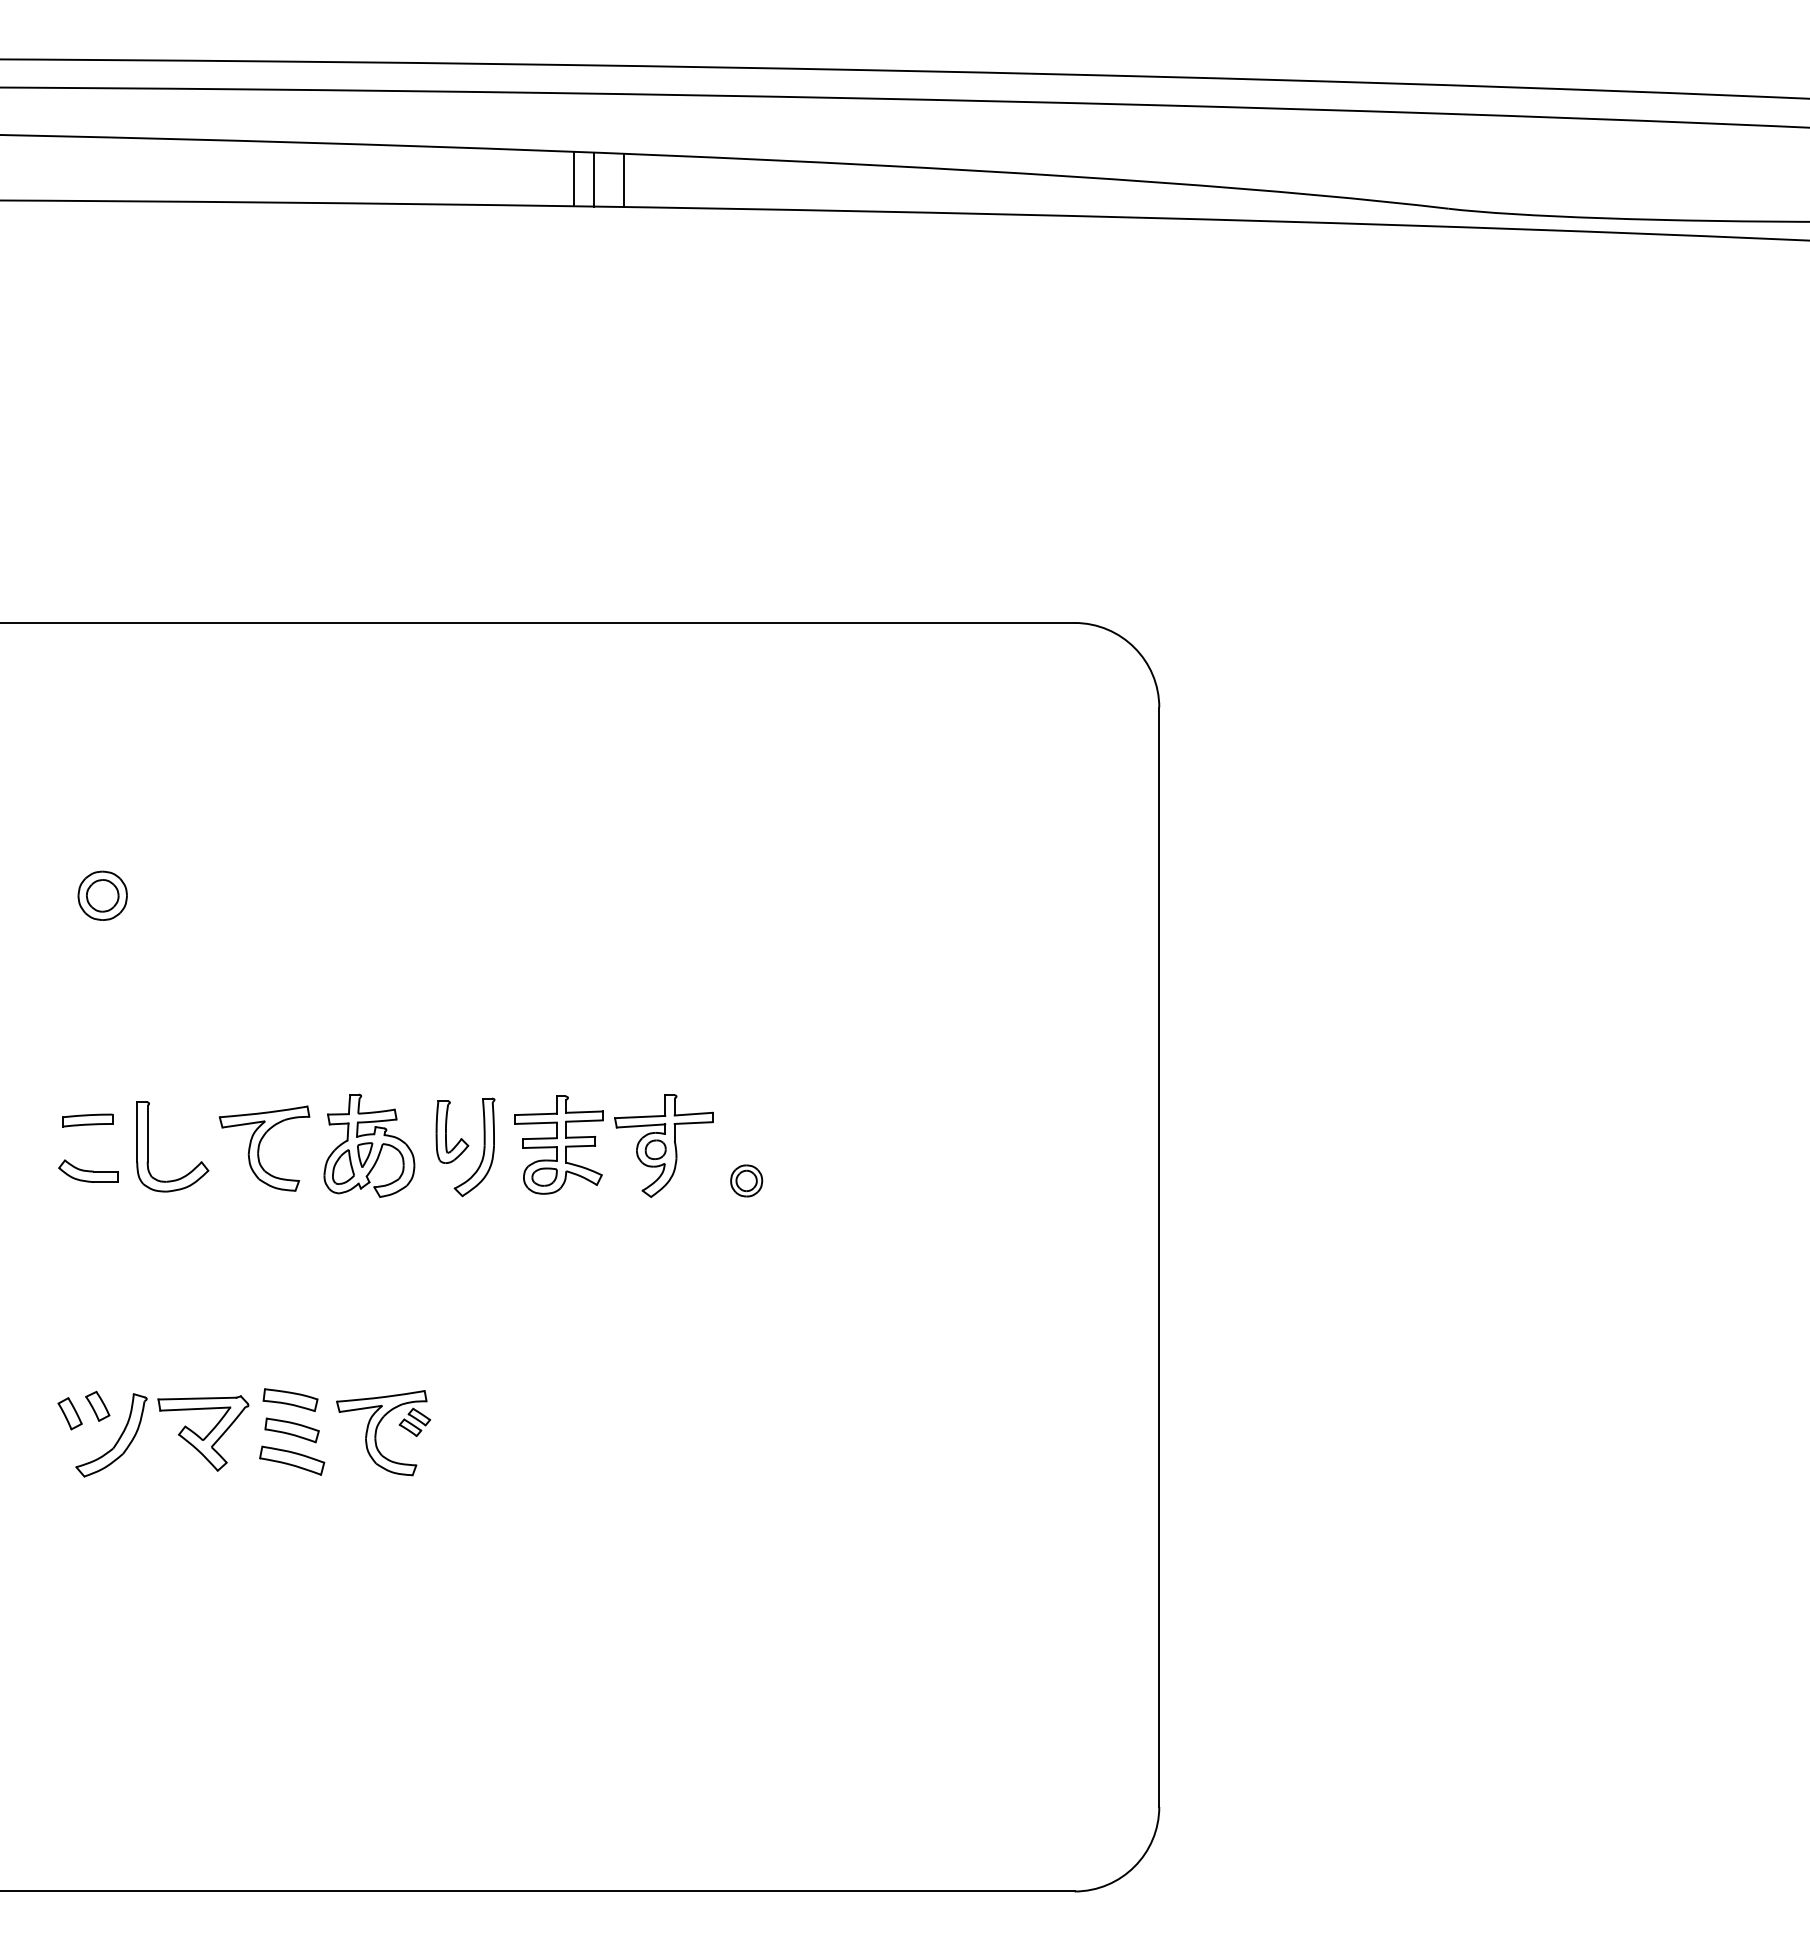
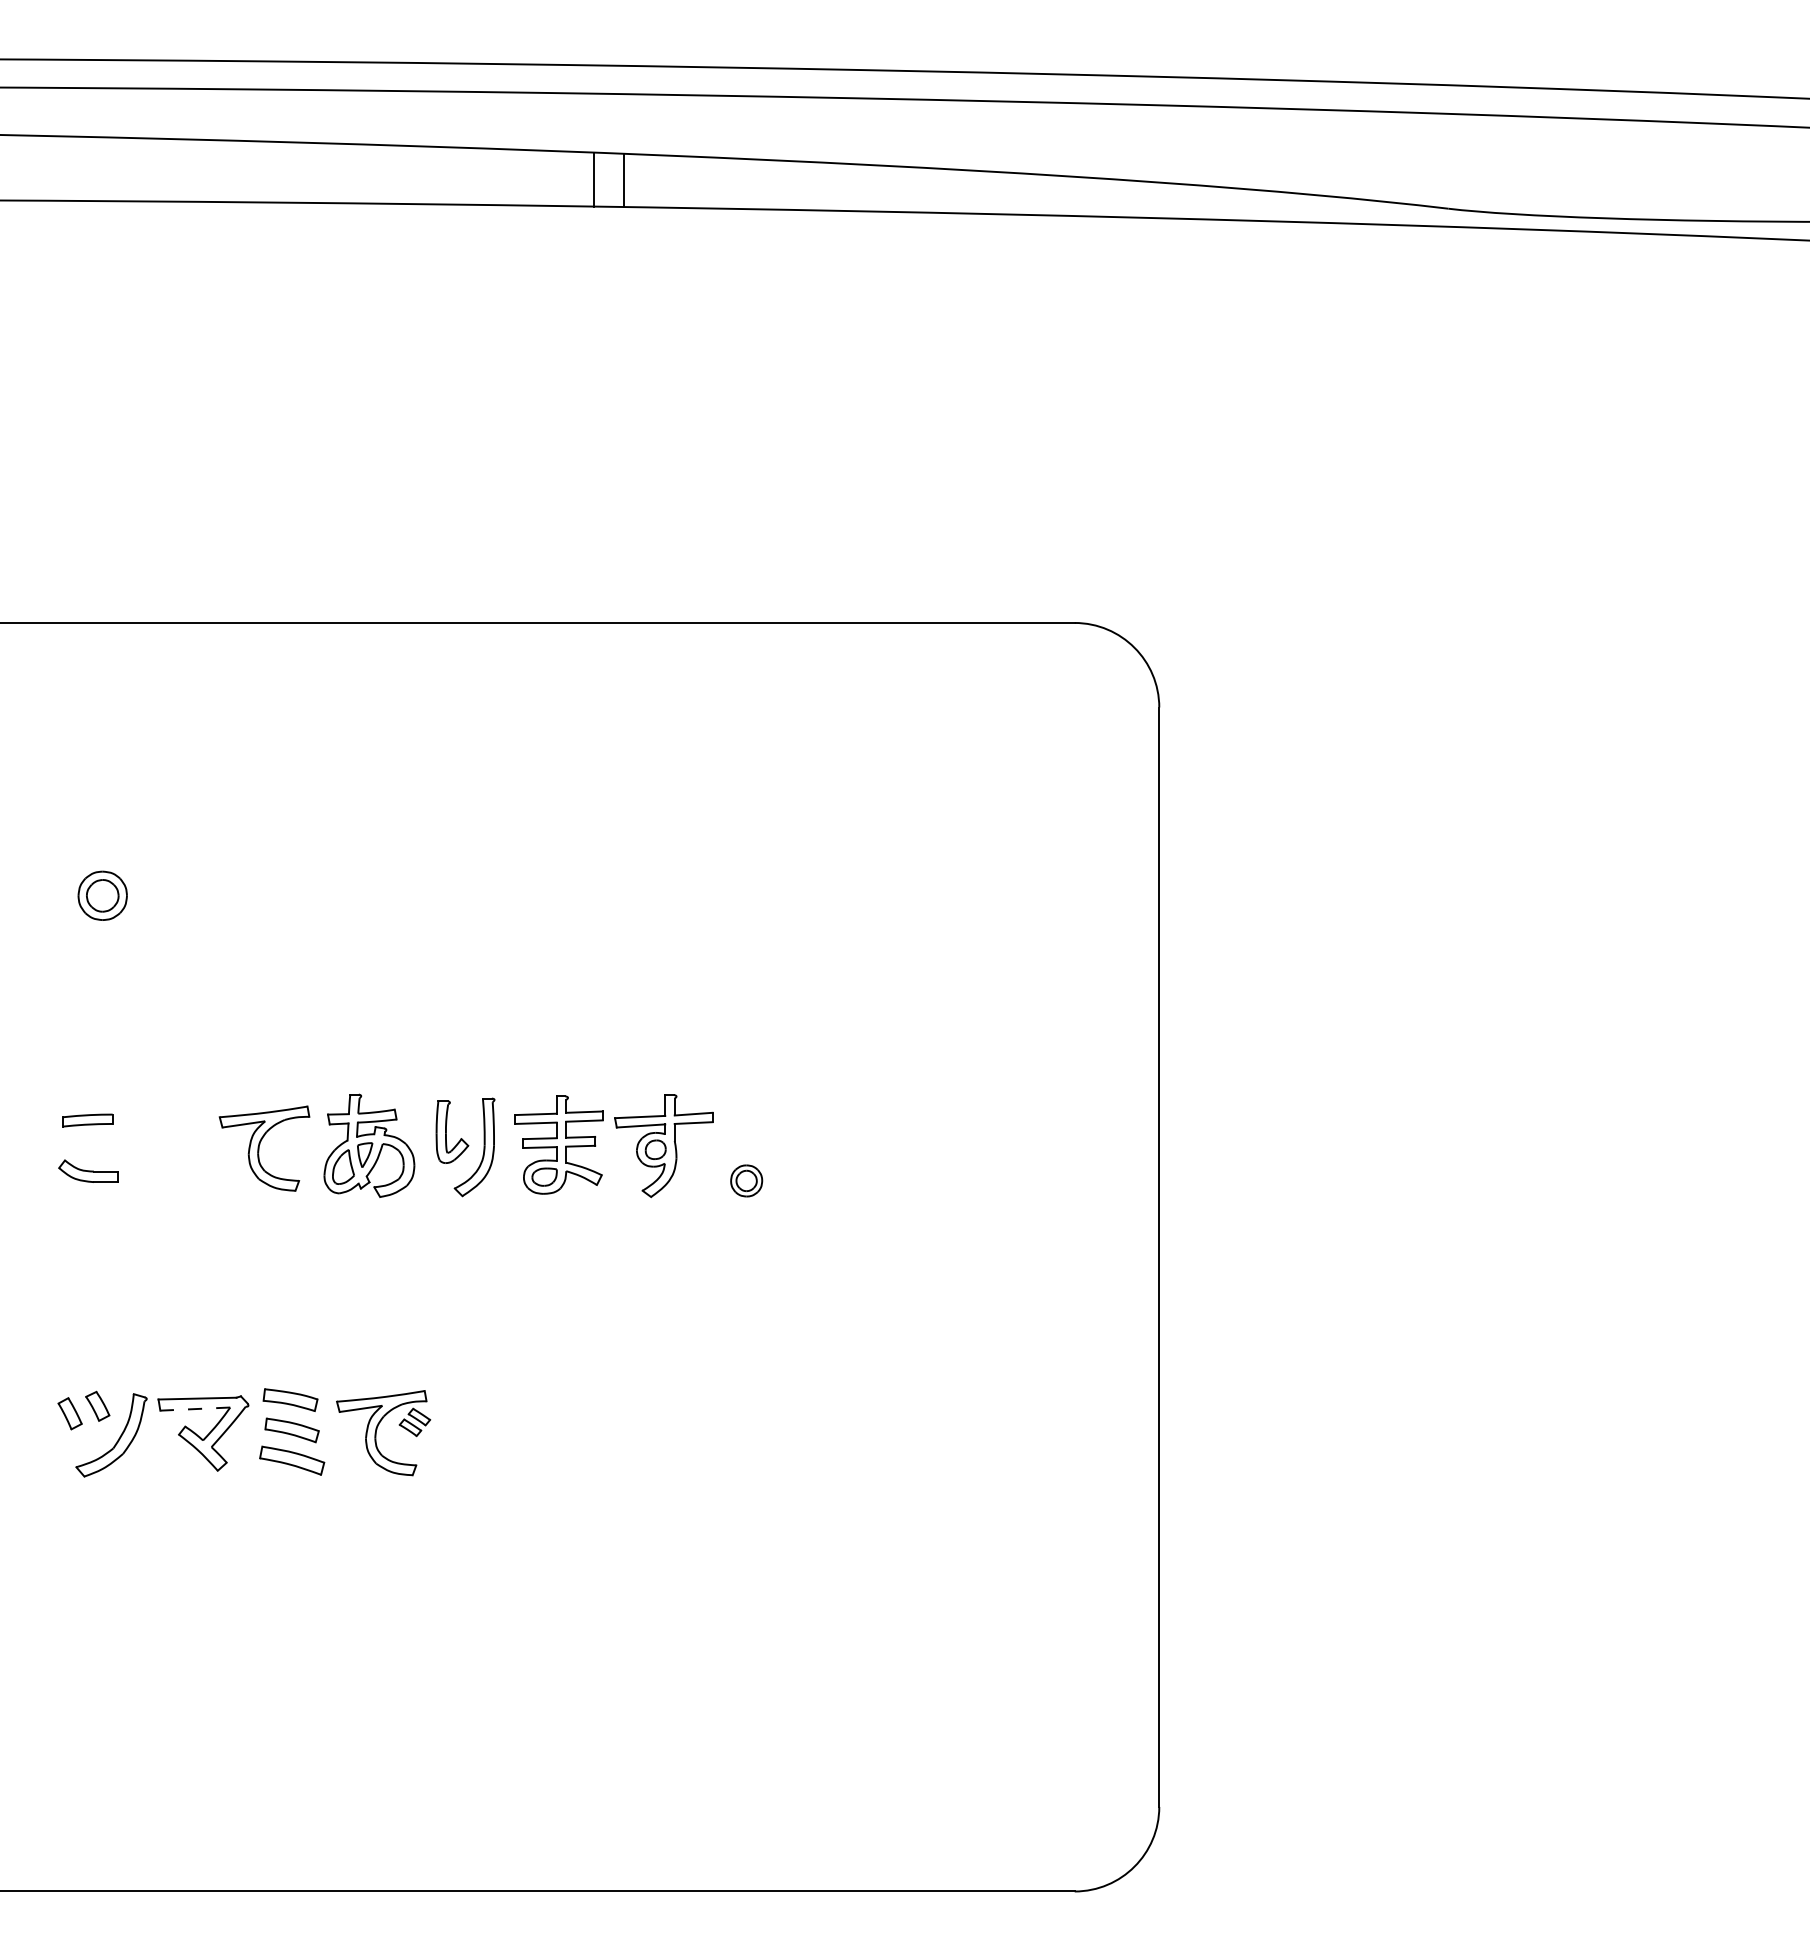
line: present -> none (573, 178)
part: present -> none (148, 1146)
line: solid -> dashed (195, 1409)
